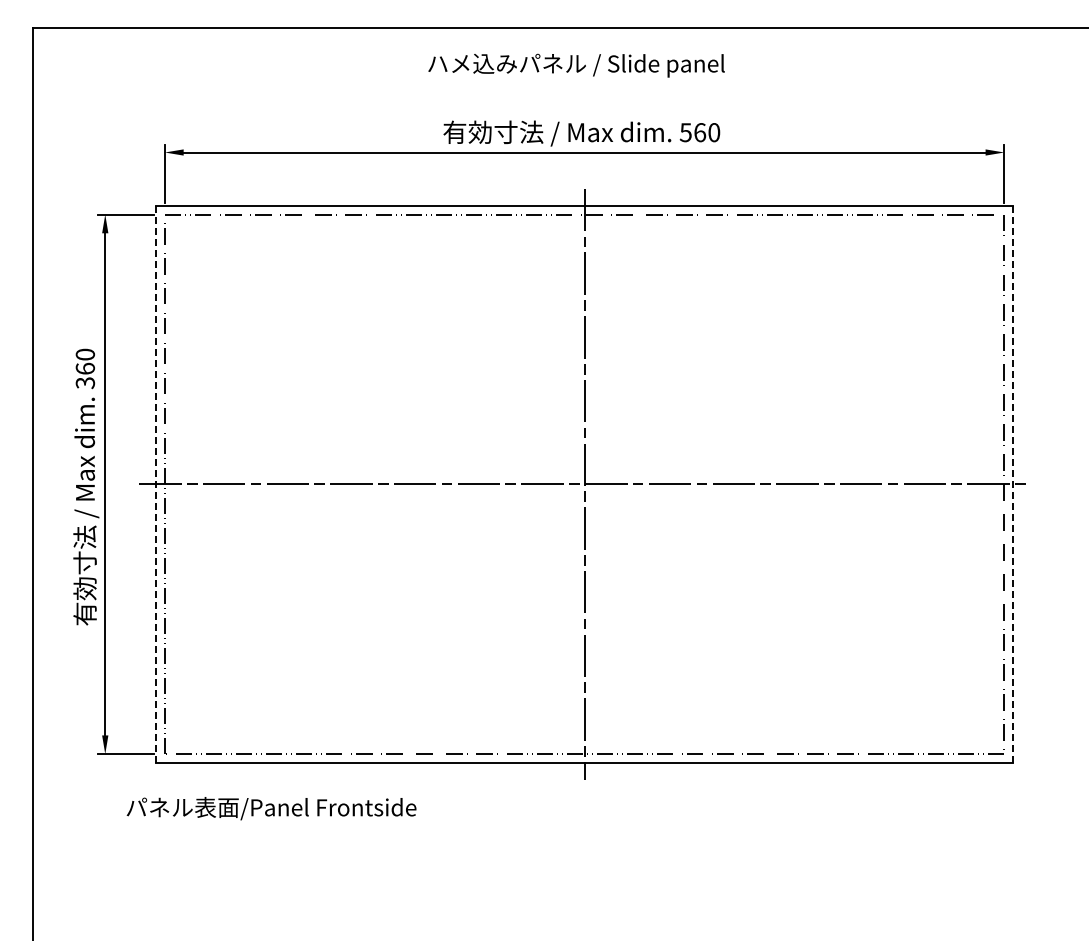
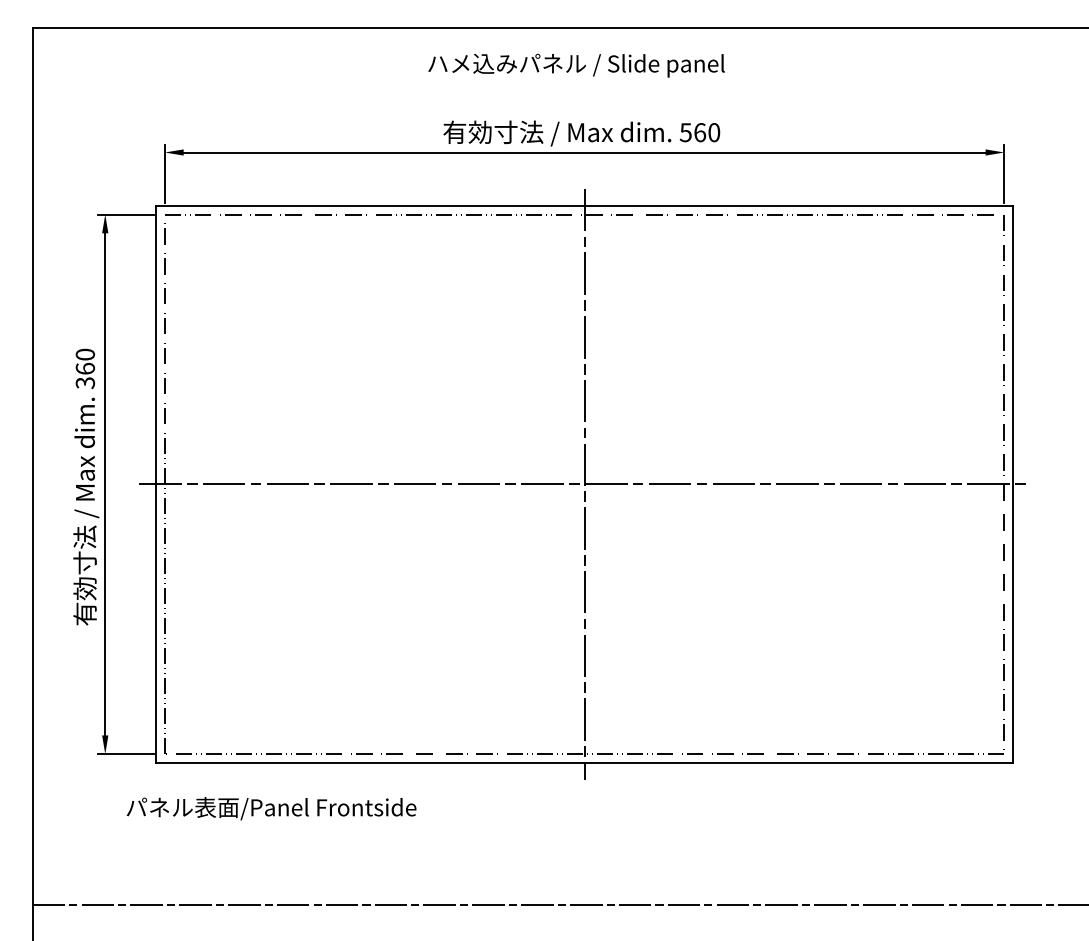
line: dashed -> solid (156, 484)
line: dashed -> solid (1013, 484)
line: none -> present (558, 905)
